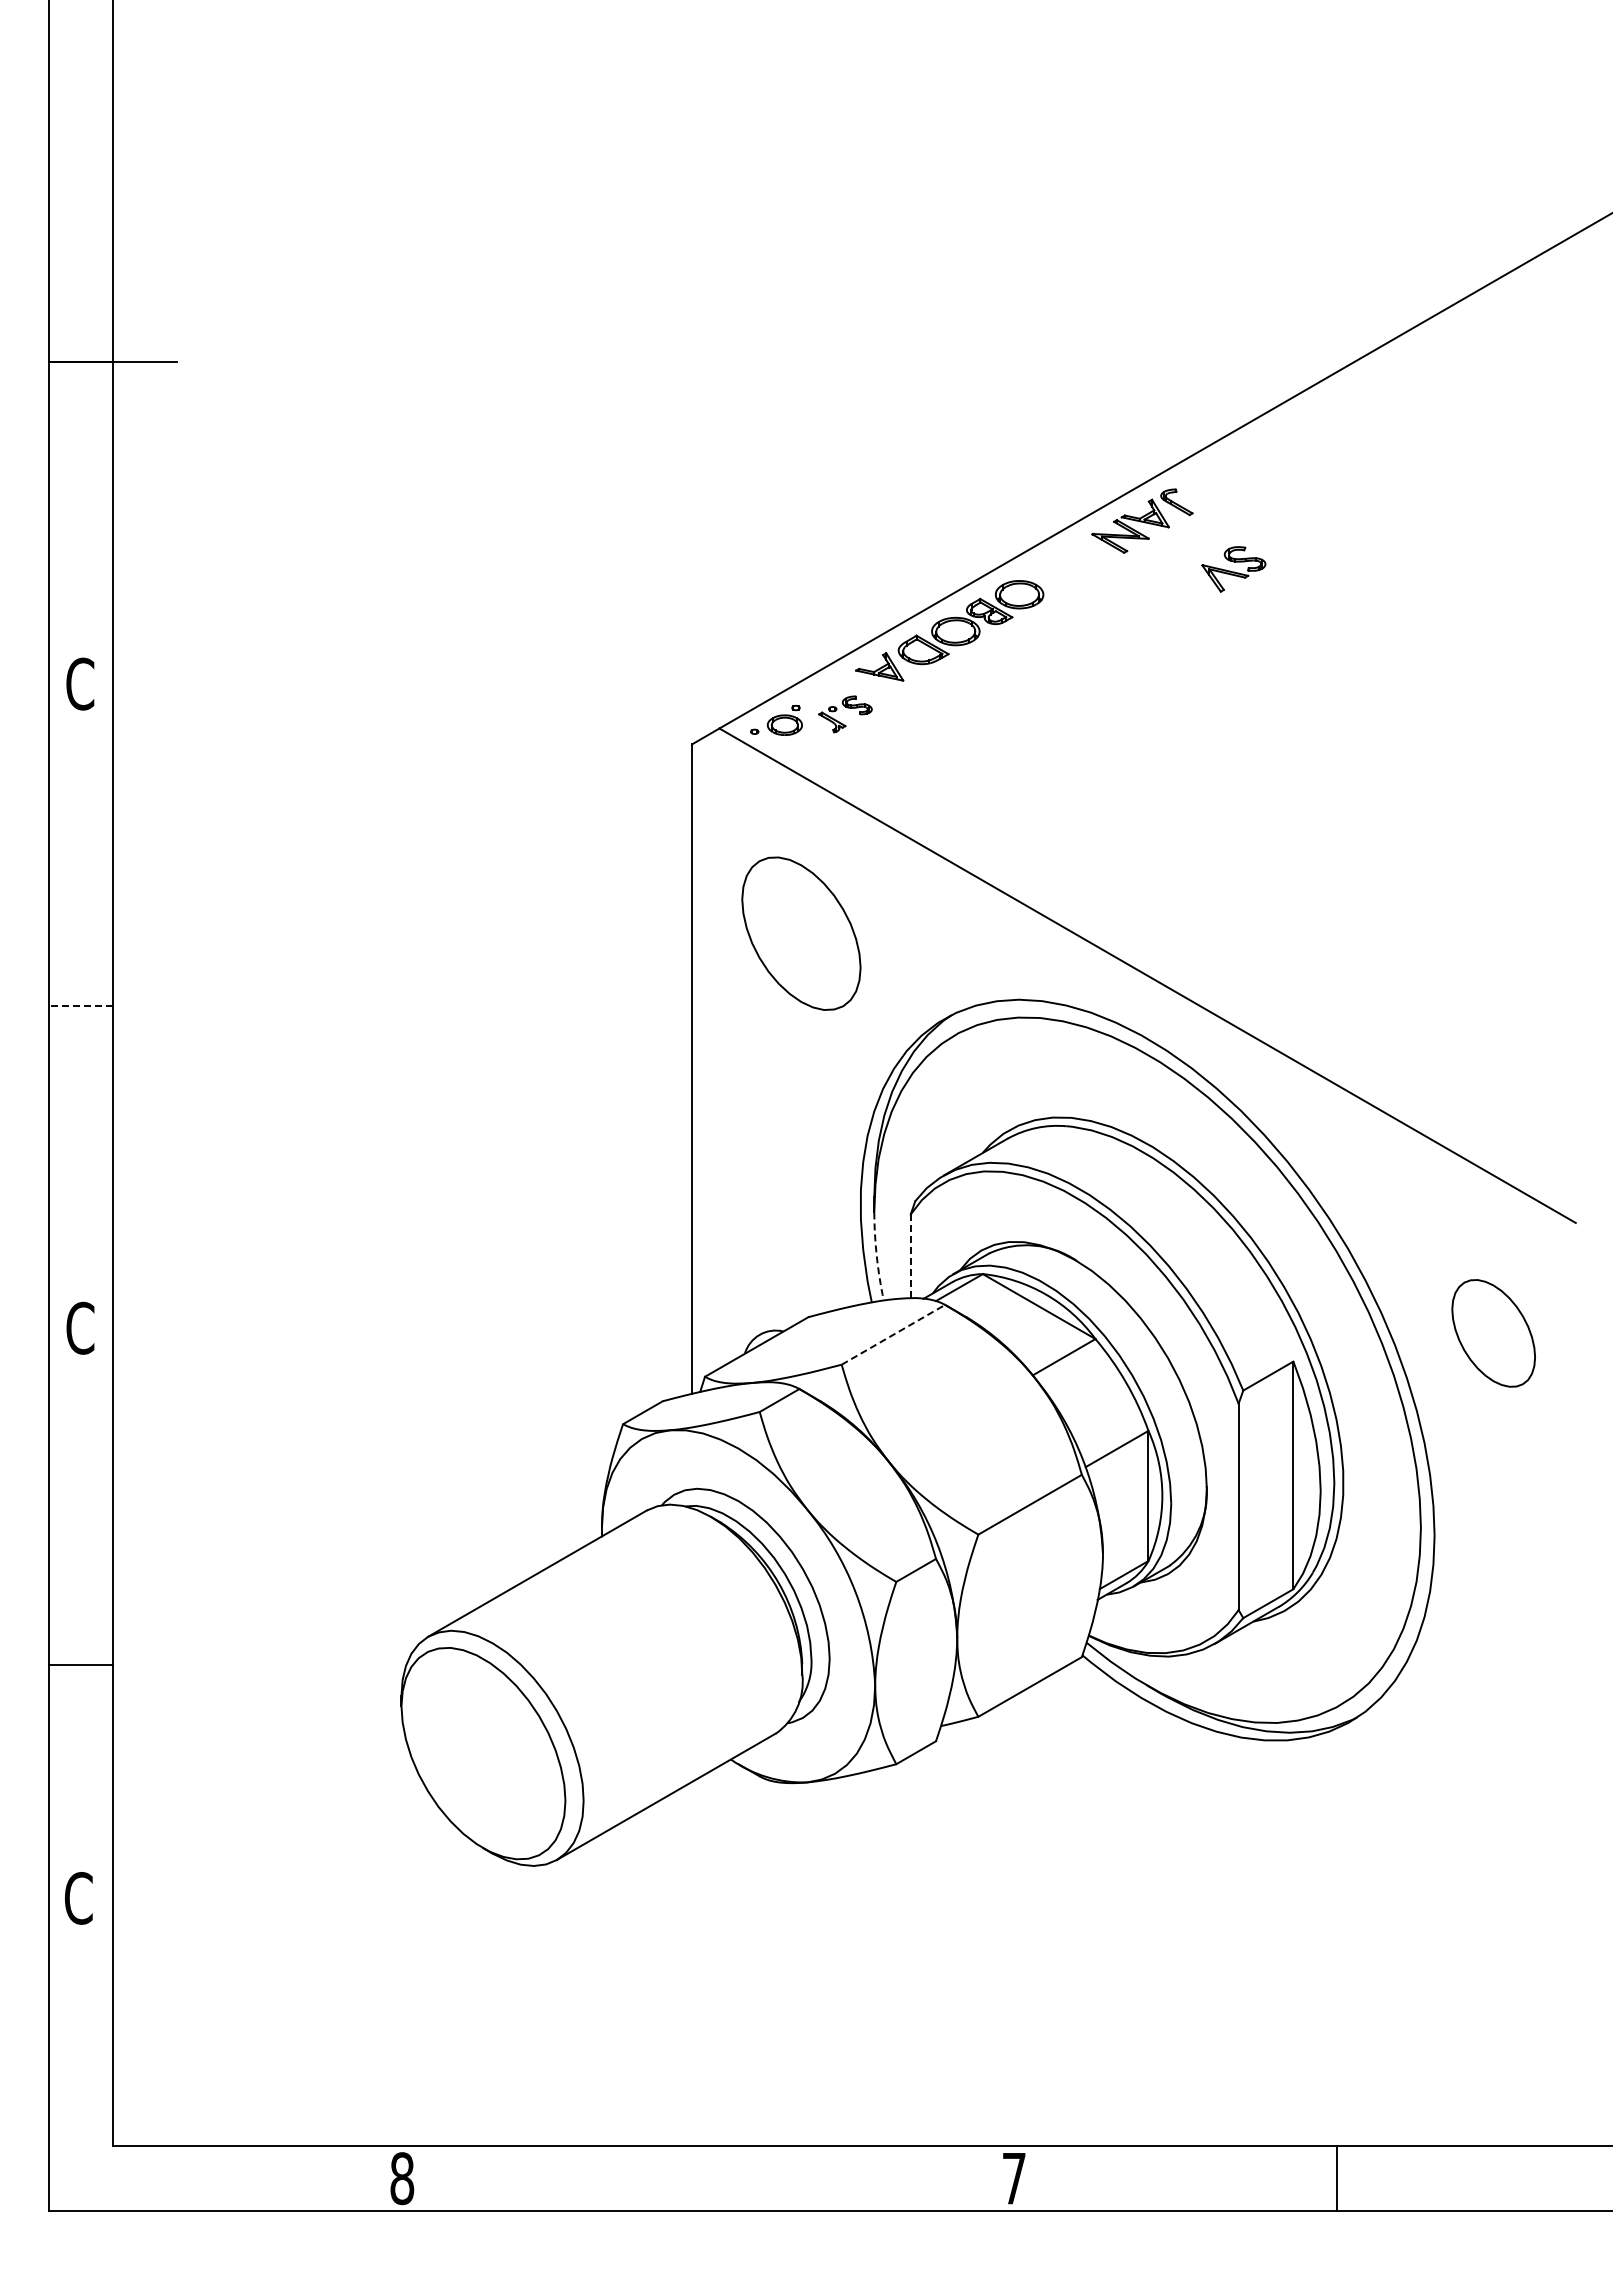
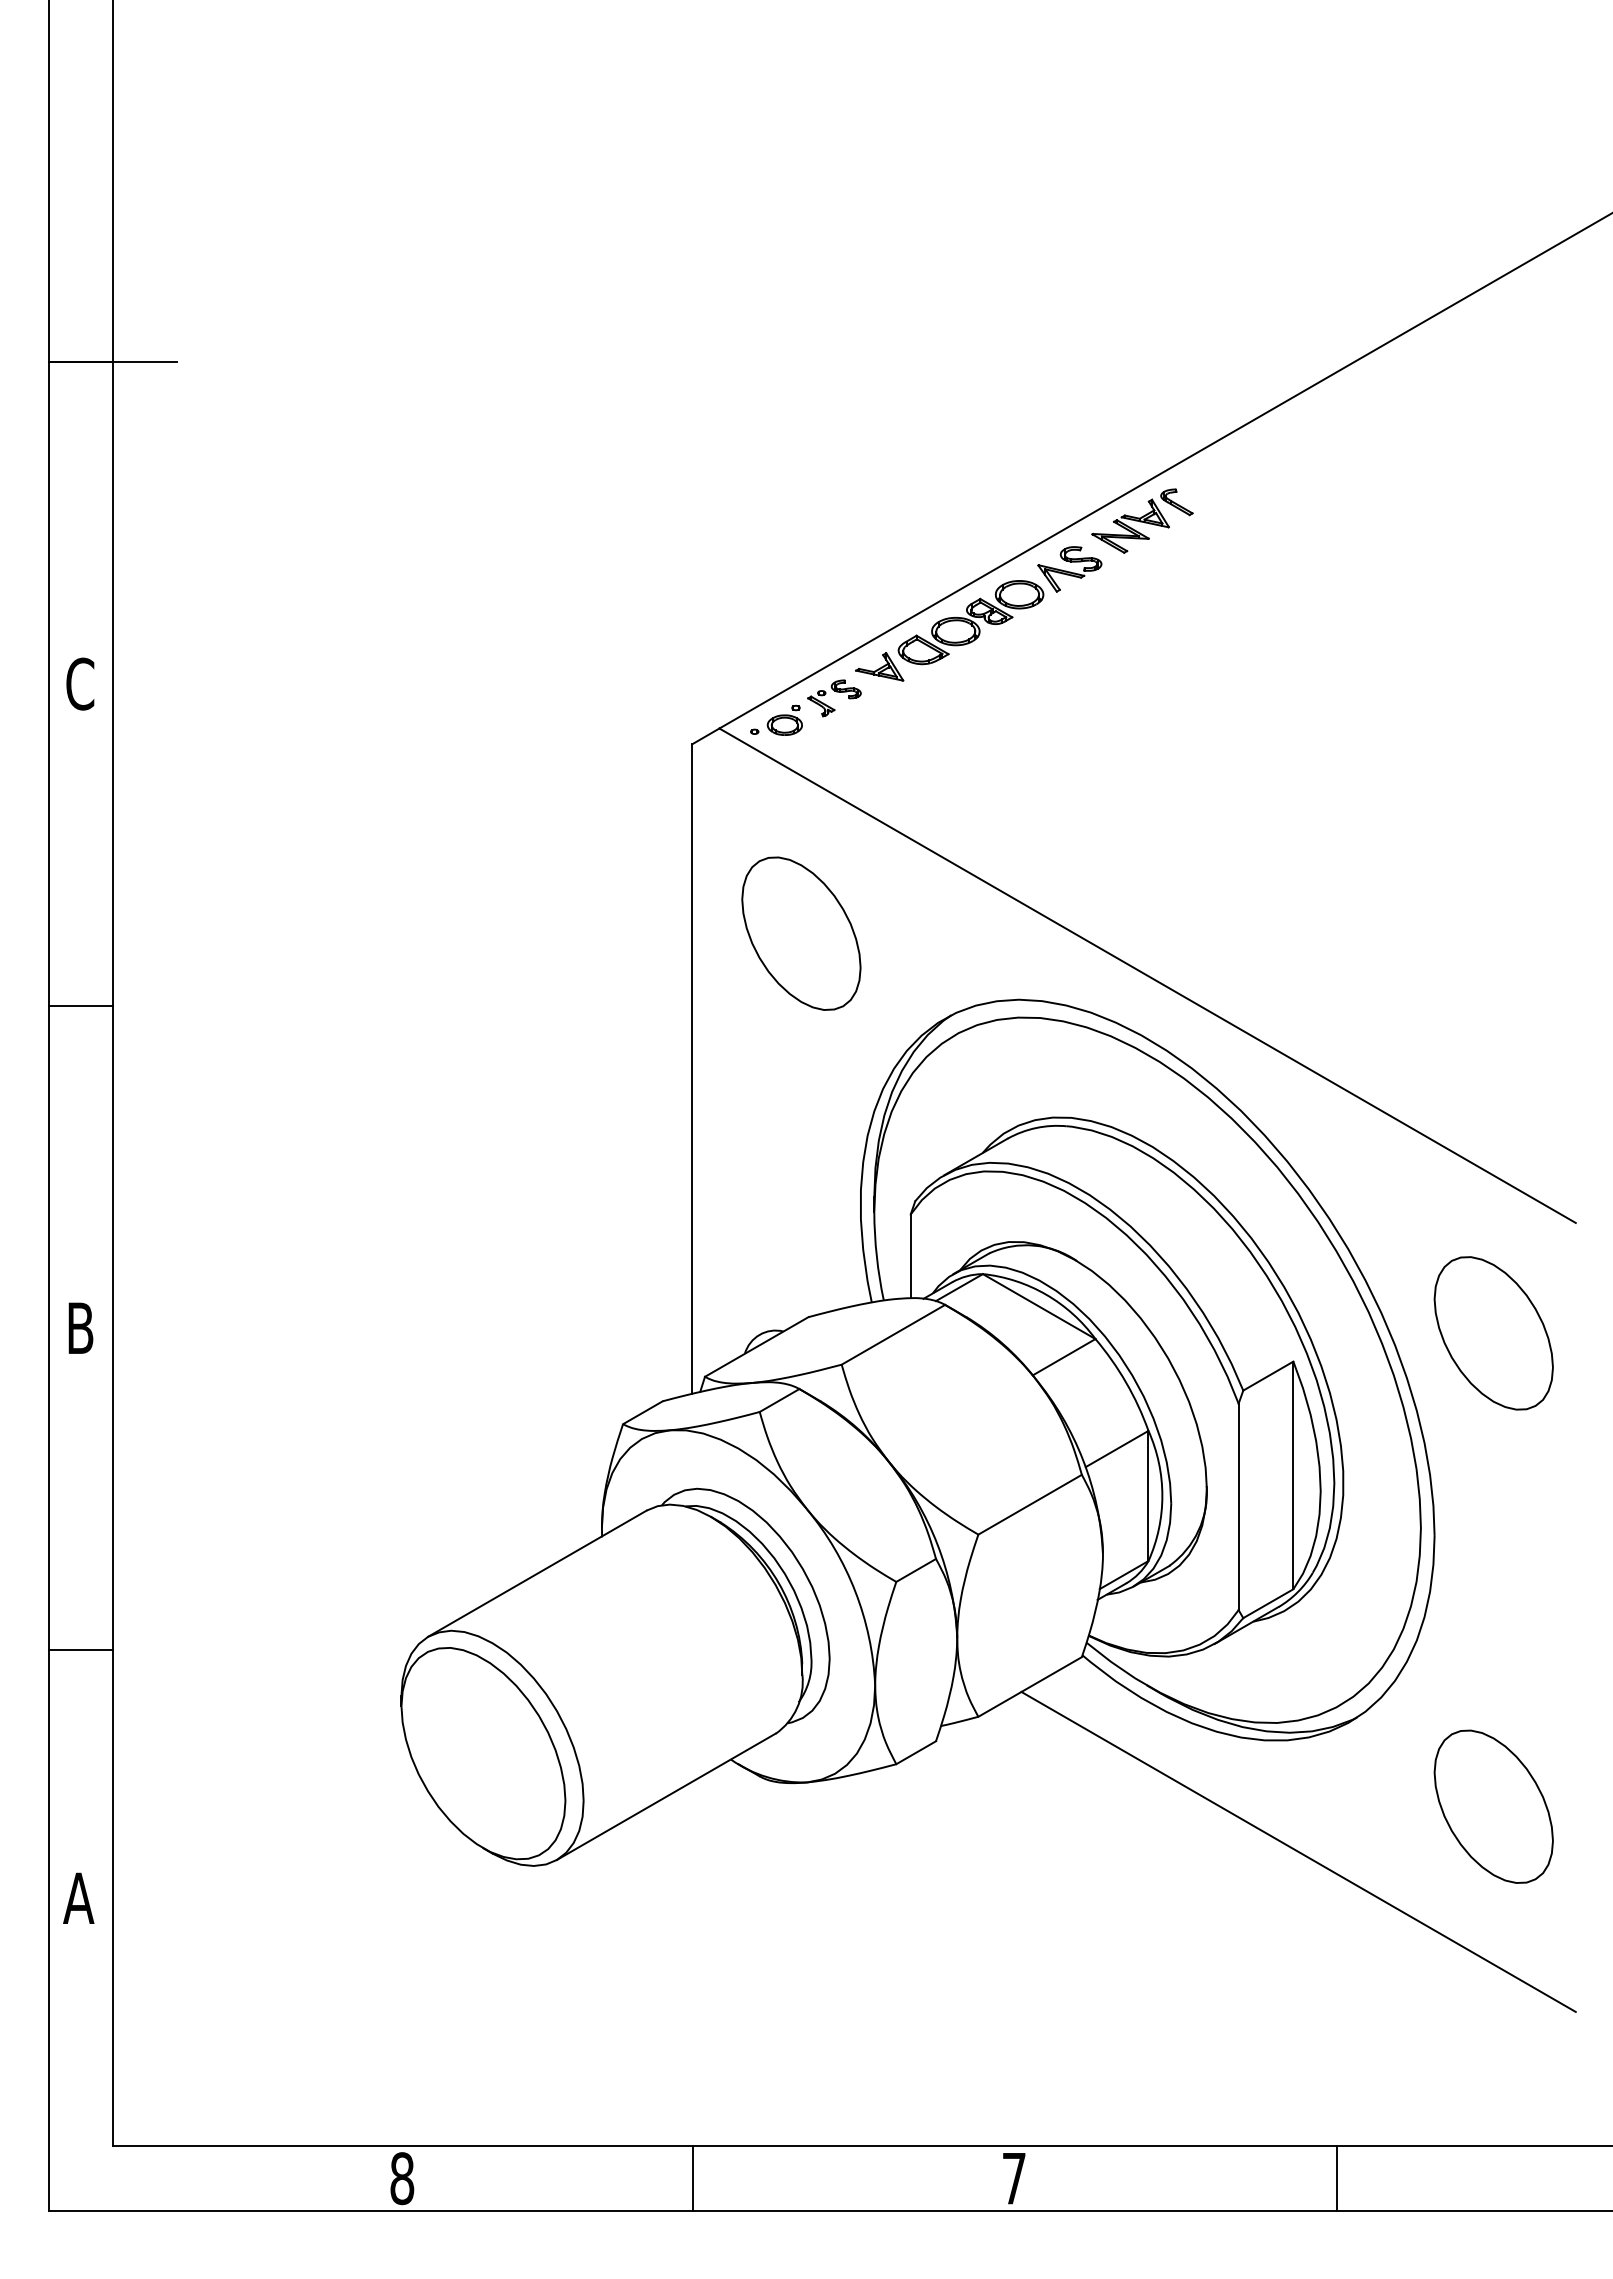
part position: (1233, 569) -> (1069, 569) (1069, 569)
part position: (847, 708) -> (836, 692) (836, 692)
line: dashed -> solid (80, 1006)
arc: dashed -> solid (876, 1256)
line: dashed -> solid (910, 1256)
text: C -> B (80, 1327)
part size: 85x109 px -> 121x155 px (1493, 1333)
line: dashed -> solid (893, 1334)
line position: (80, 1665) -> (80, 1650) (80, 1650)
part: none -> present (1493, 1806)
line: none -> present (1298, 1851)
text: C -> A (78, 1898)
line: none -> present (692, 2178)
